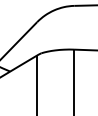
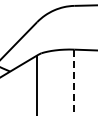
line: solid -> dashed (74, 82)
